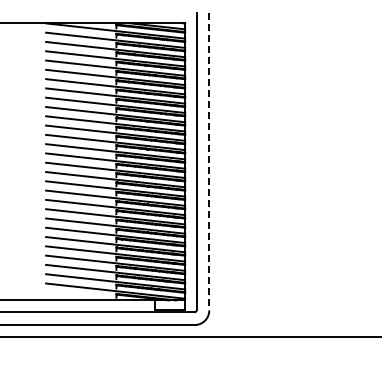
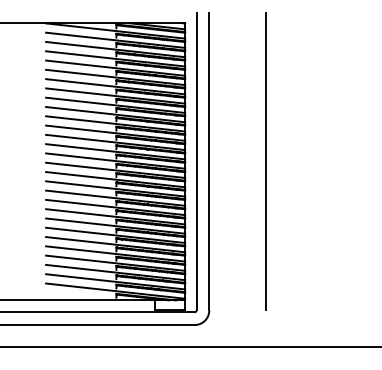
line: dashed -> solid (209, 161)
line: none -> present (265, 161)
line position: (190, 336) -> (190, 346) (190, 346)
